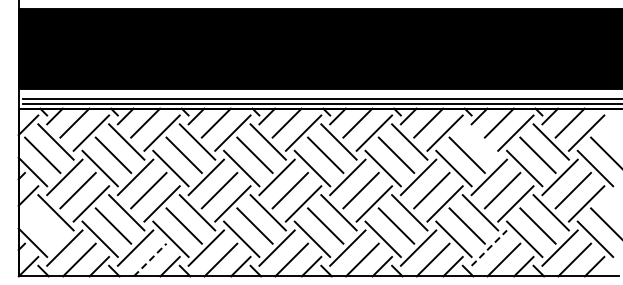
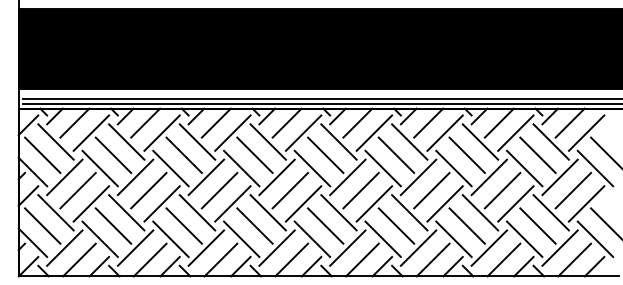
line: none -> present (480, 141)
line: none -> present (42, 225)
line: dashed -> solid (489, 247)
line: dashed -> solid (150, 259)
